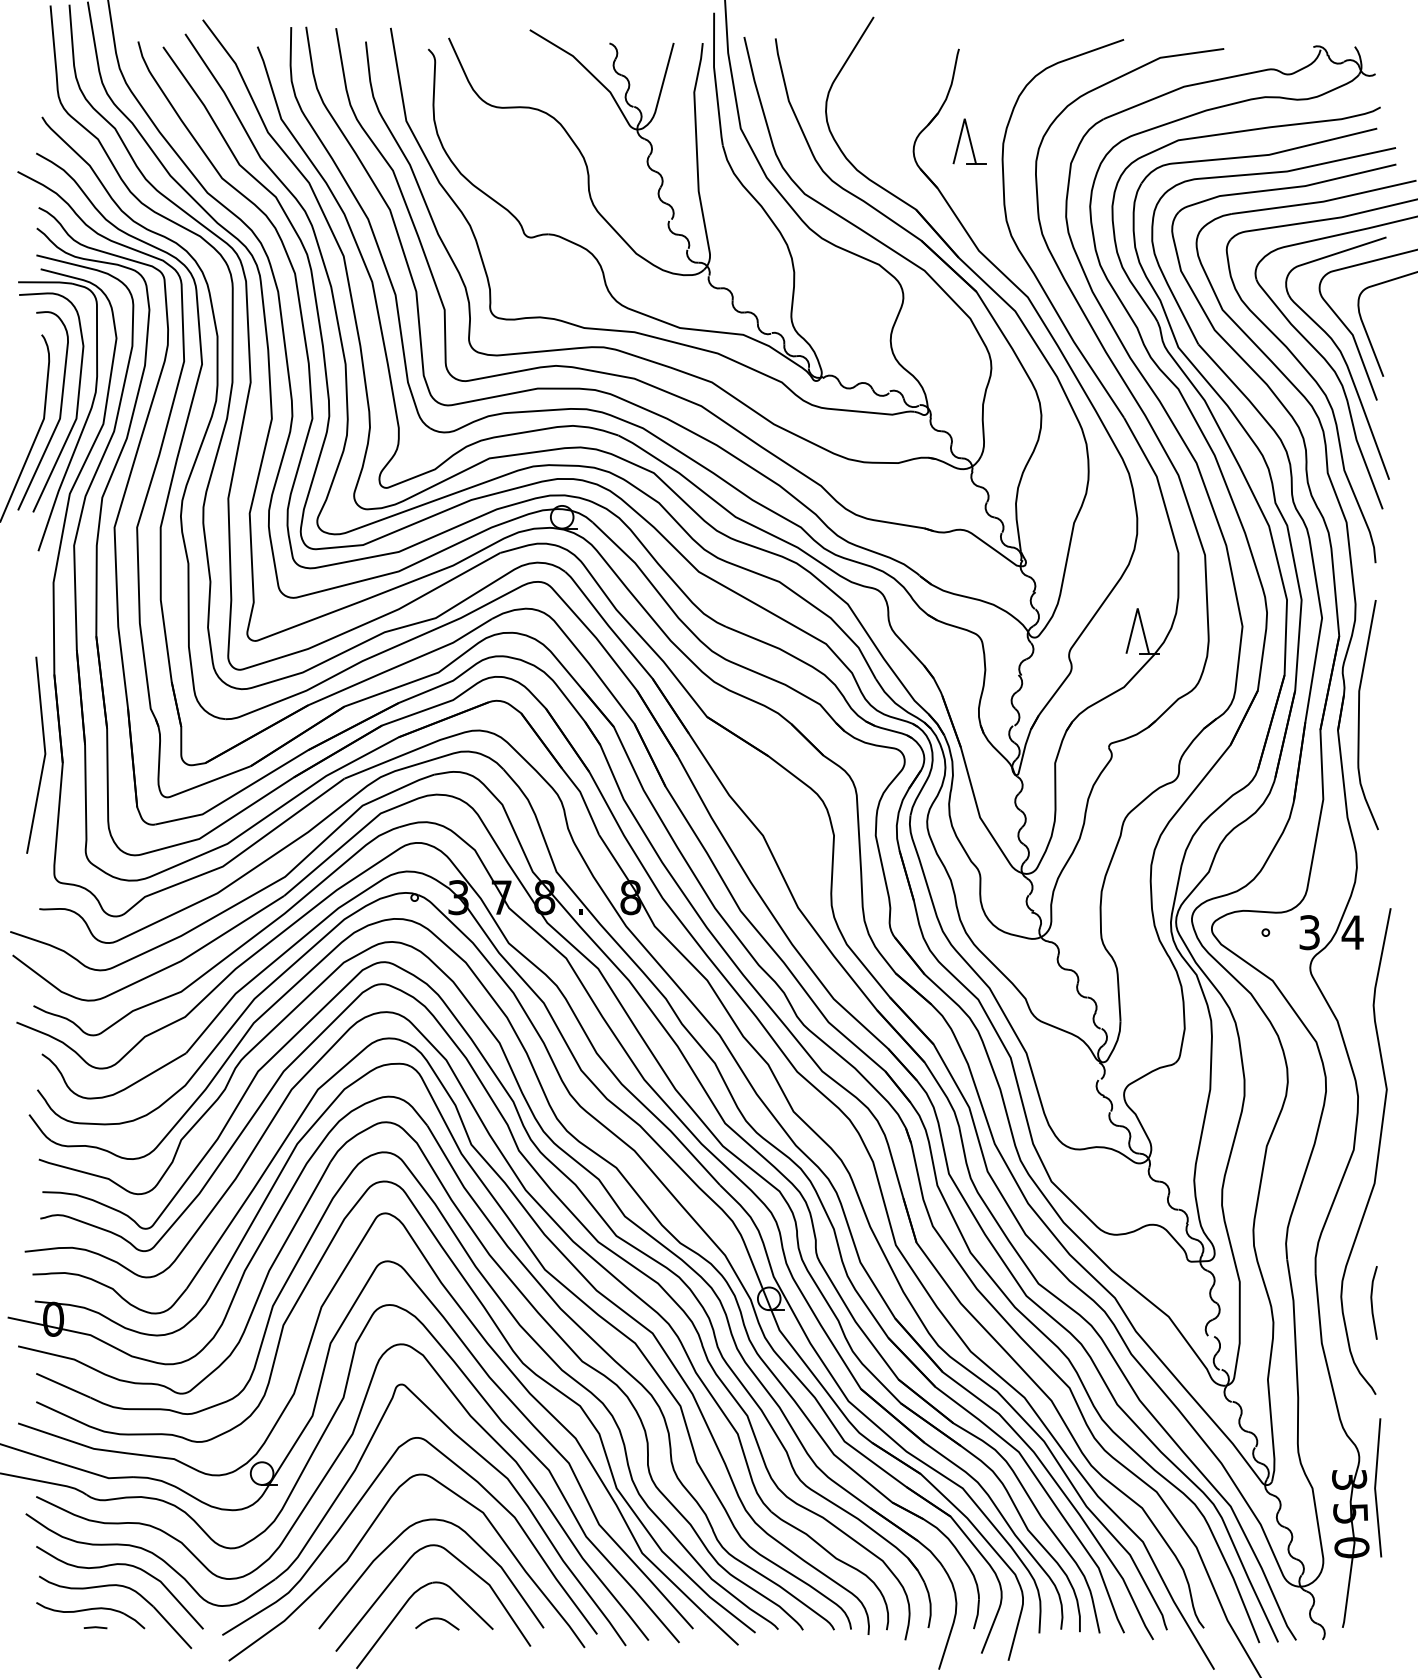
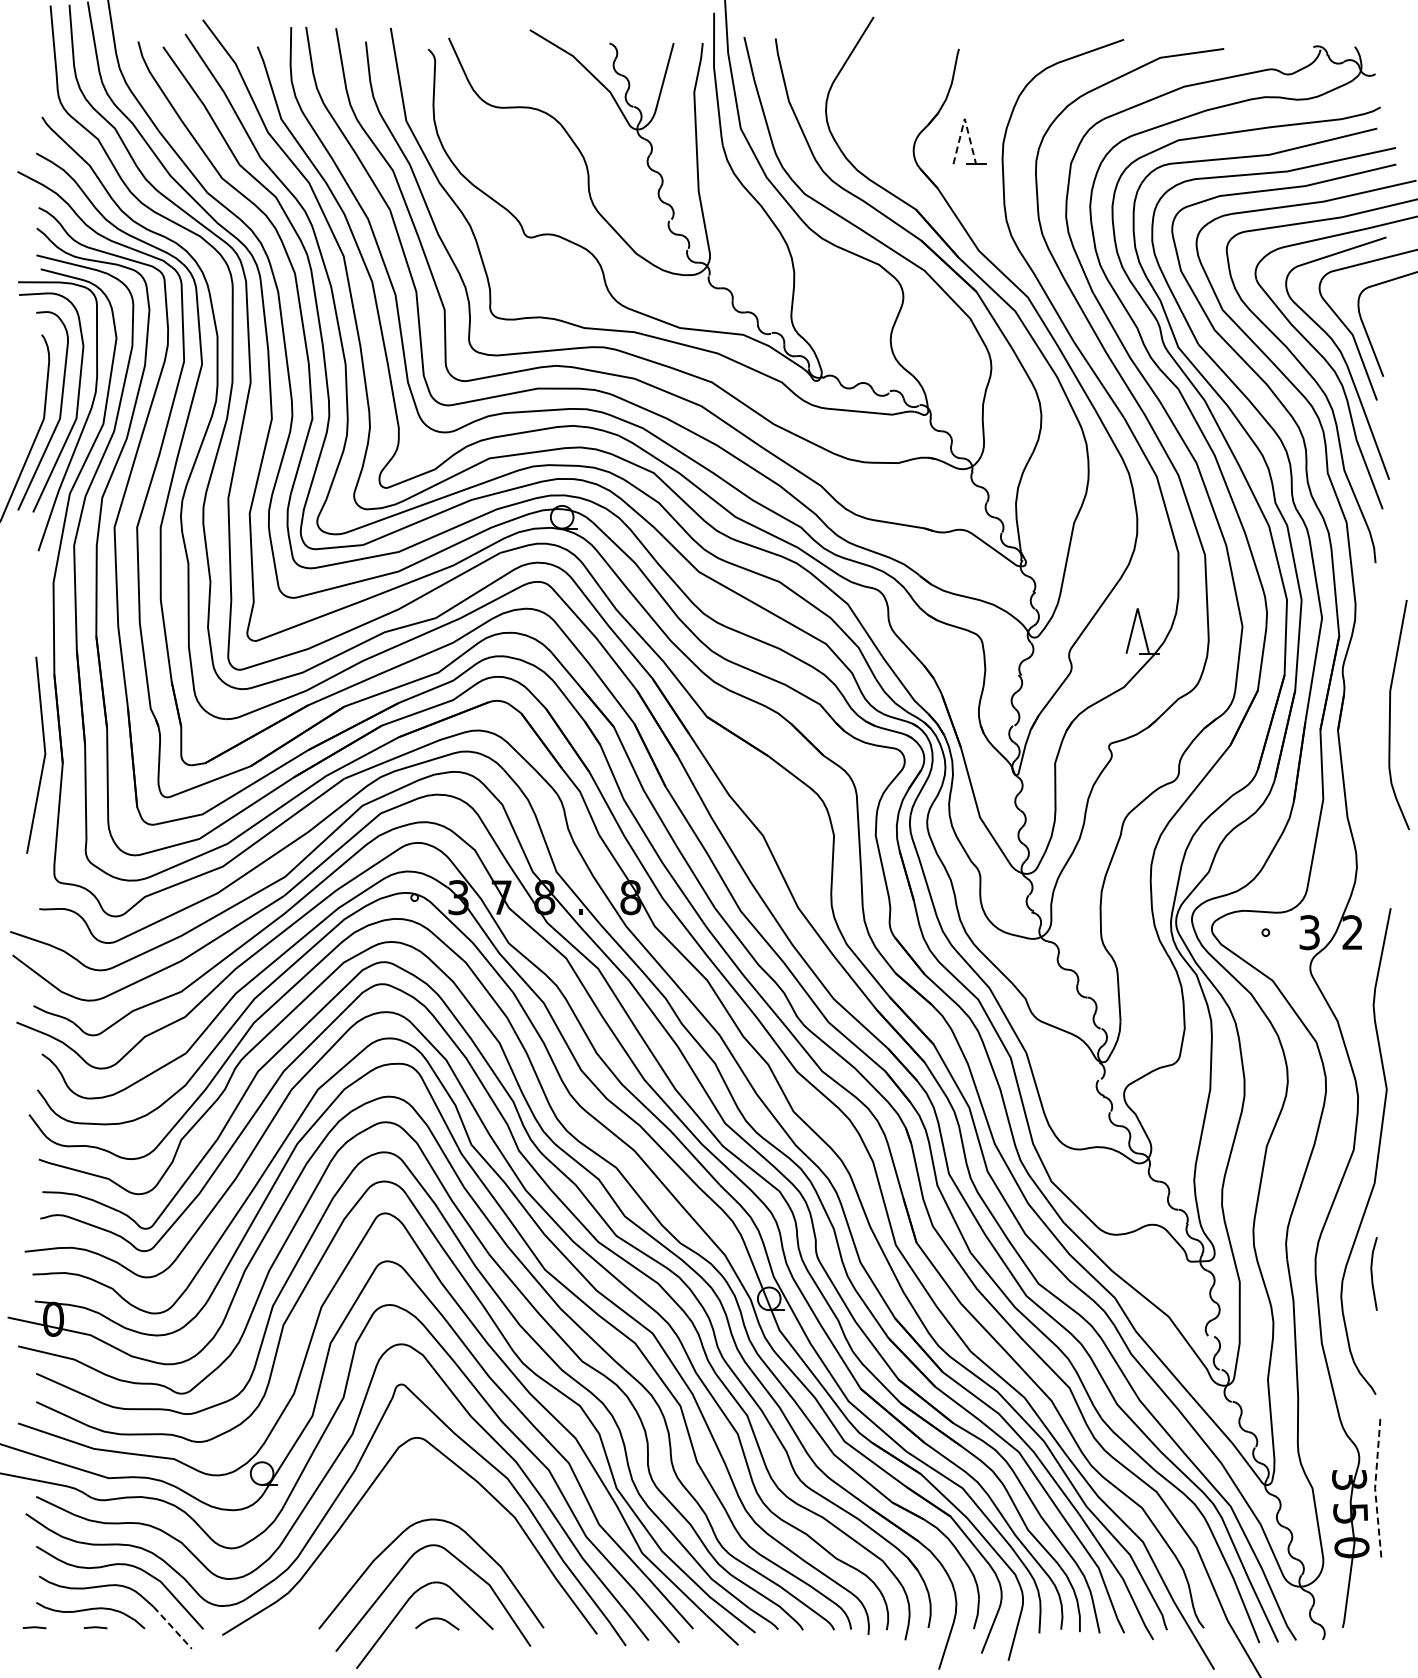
line: solid -> dashed (964, 118)
curve position: (1359, 715) -> (1390, 715) (1390, 715)
text: 4 -> 2 (1352, 932)
line position: (1372, 1302) -> (1372, 1273) (1372, 1273)
line: solid -> dashed (1375, 1488)
curve: present -> none (364, 1537)
line: none -> present (34, 1627)
line: solid -> dashed (173, 1628)
